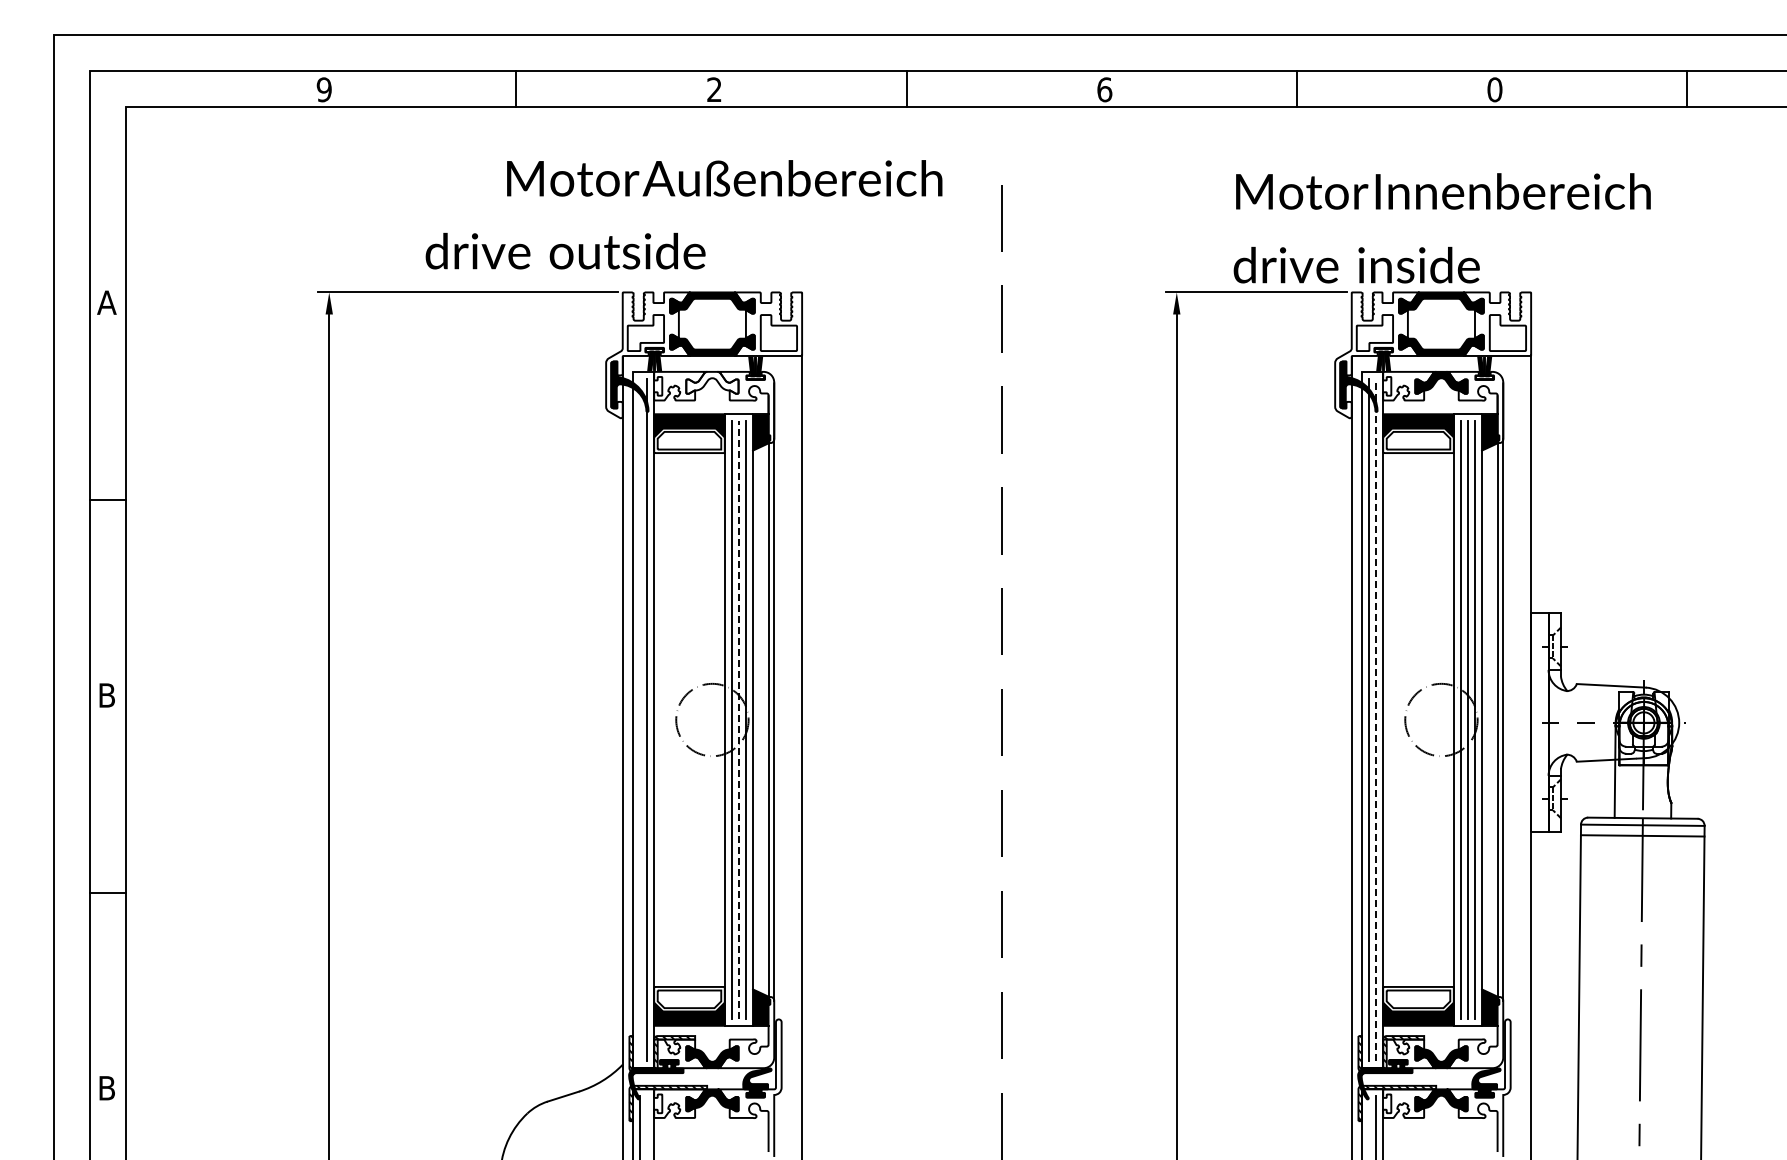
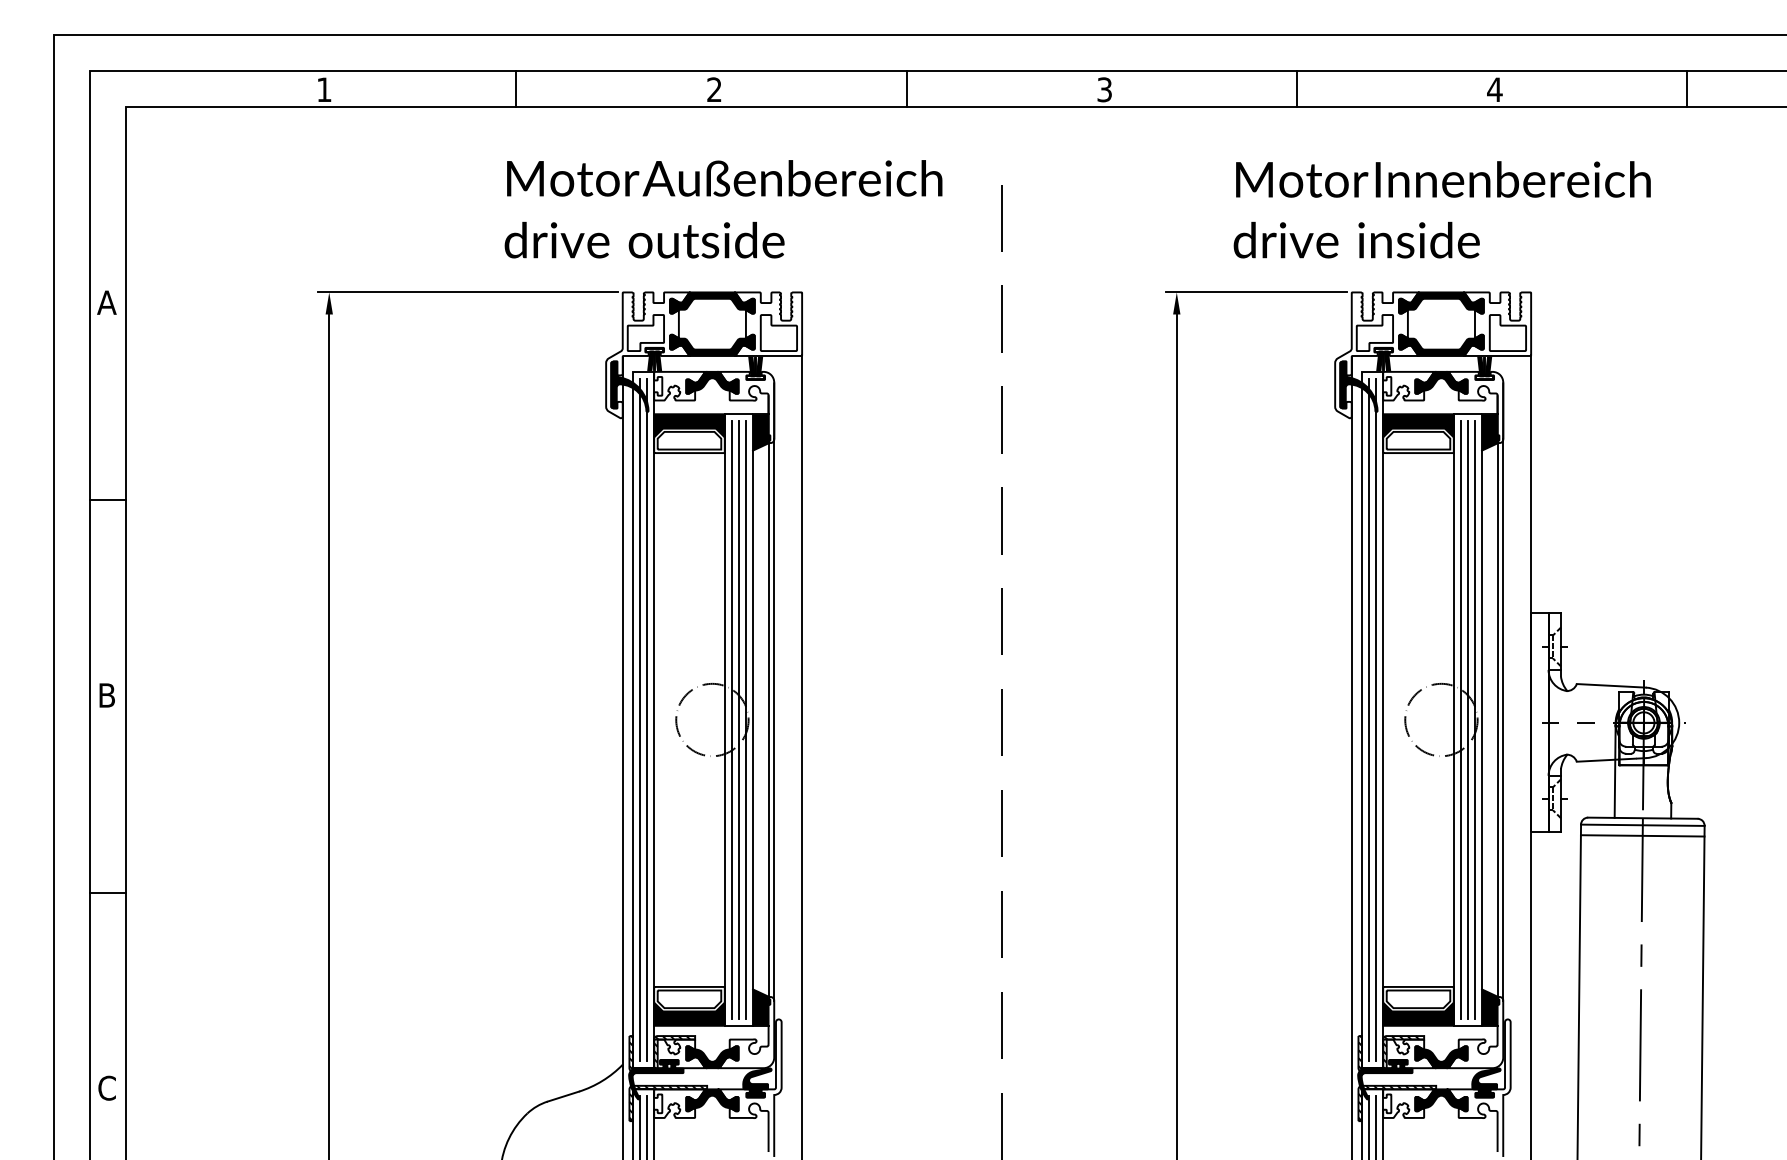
text: 9 -> 1 (323, 89)
text: 6 -> 3 (1104, 89)
text: 0 -> 4 (1494, 89)
text position: (1443, 191) -> (1443, 179) (1443, 179)
text position: (565, 250) -> (644, 239) (644, 239)
text position: (1356, 264) -> (1356, 239) (1356, 239)
fill: none -> present (712, 382)
line: none -> present (640, 719)
line: dashed -> solid (1376, 719)
line: dashed -> solid (738, 720)
text: B -> C (106, 1087)
line: none -> present (647, 1126)
line: none -> present (1369, 1126)
